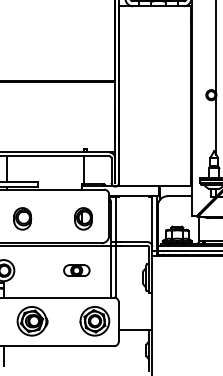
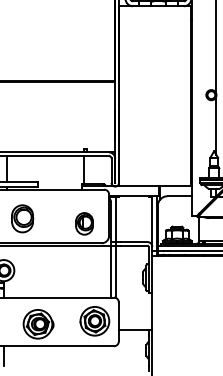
part size: 20x24 px -> 24x30 px (22, 218)
part position: (83, 218) -> (84, 223) (84, 223)
part: present -> none (76, 270)
part position: (32, 321) -> (38, 324) (38, 324)
